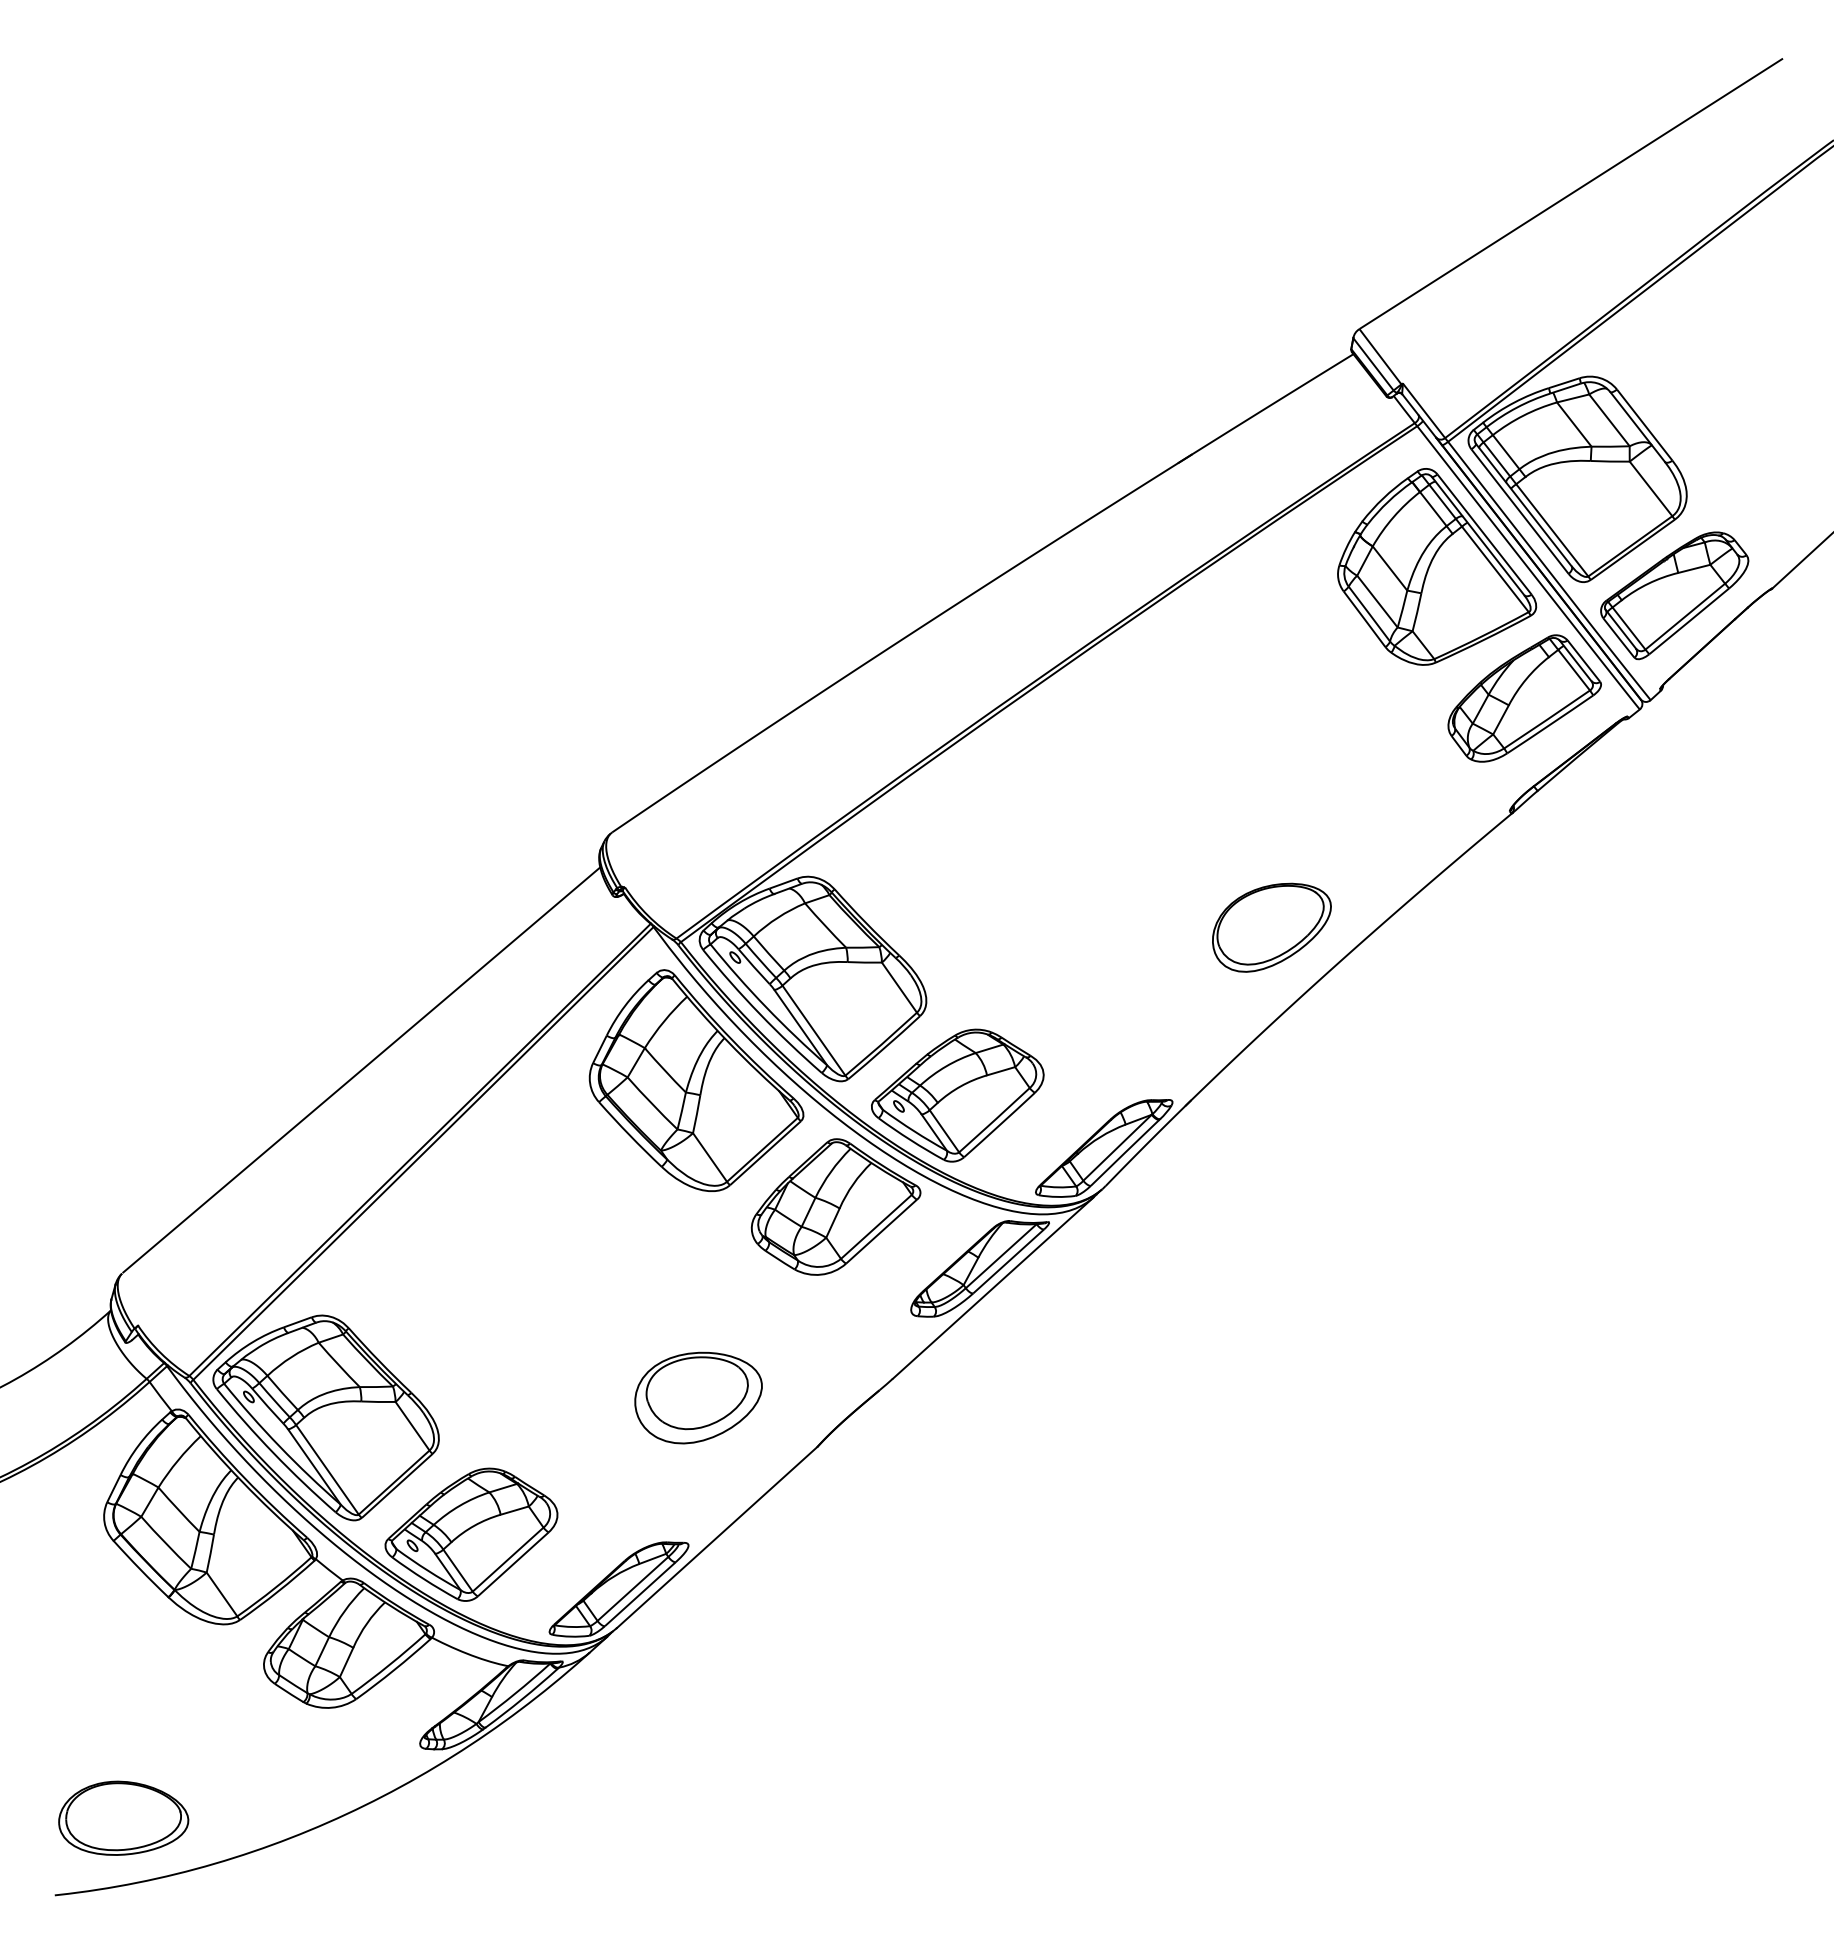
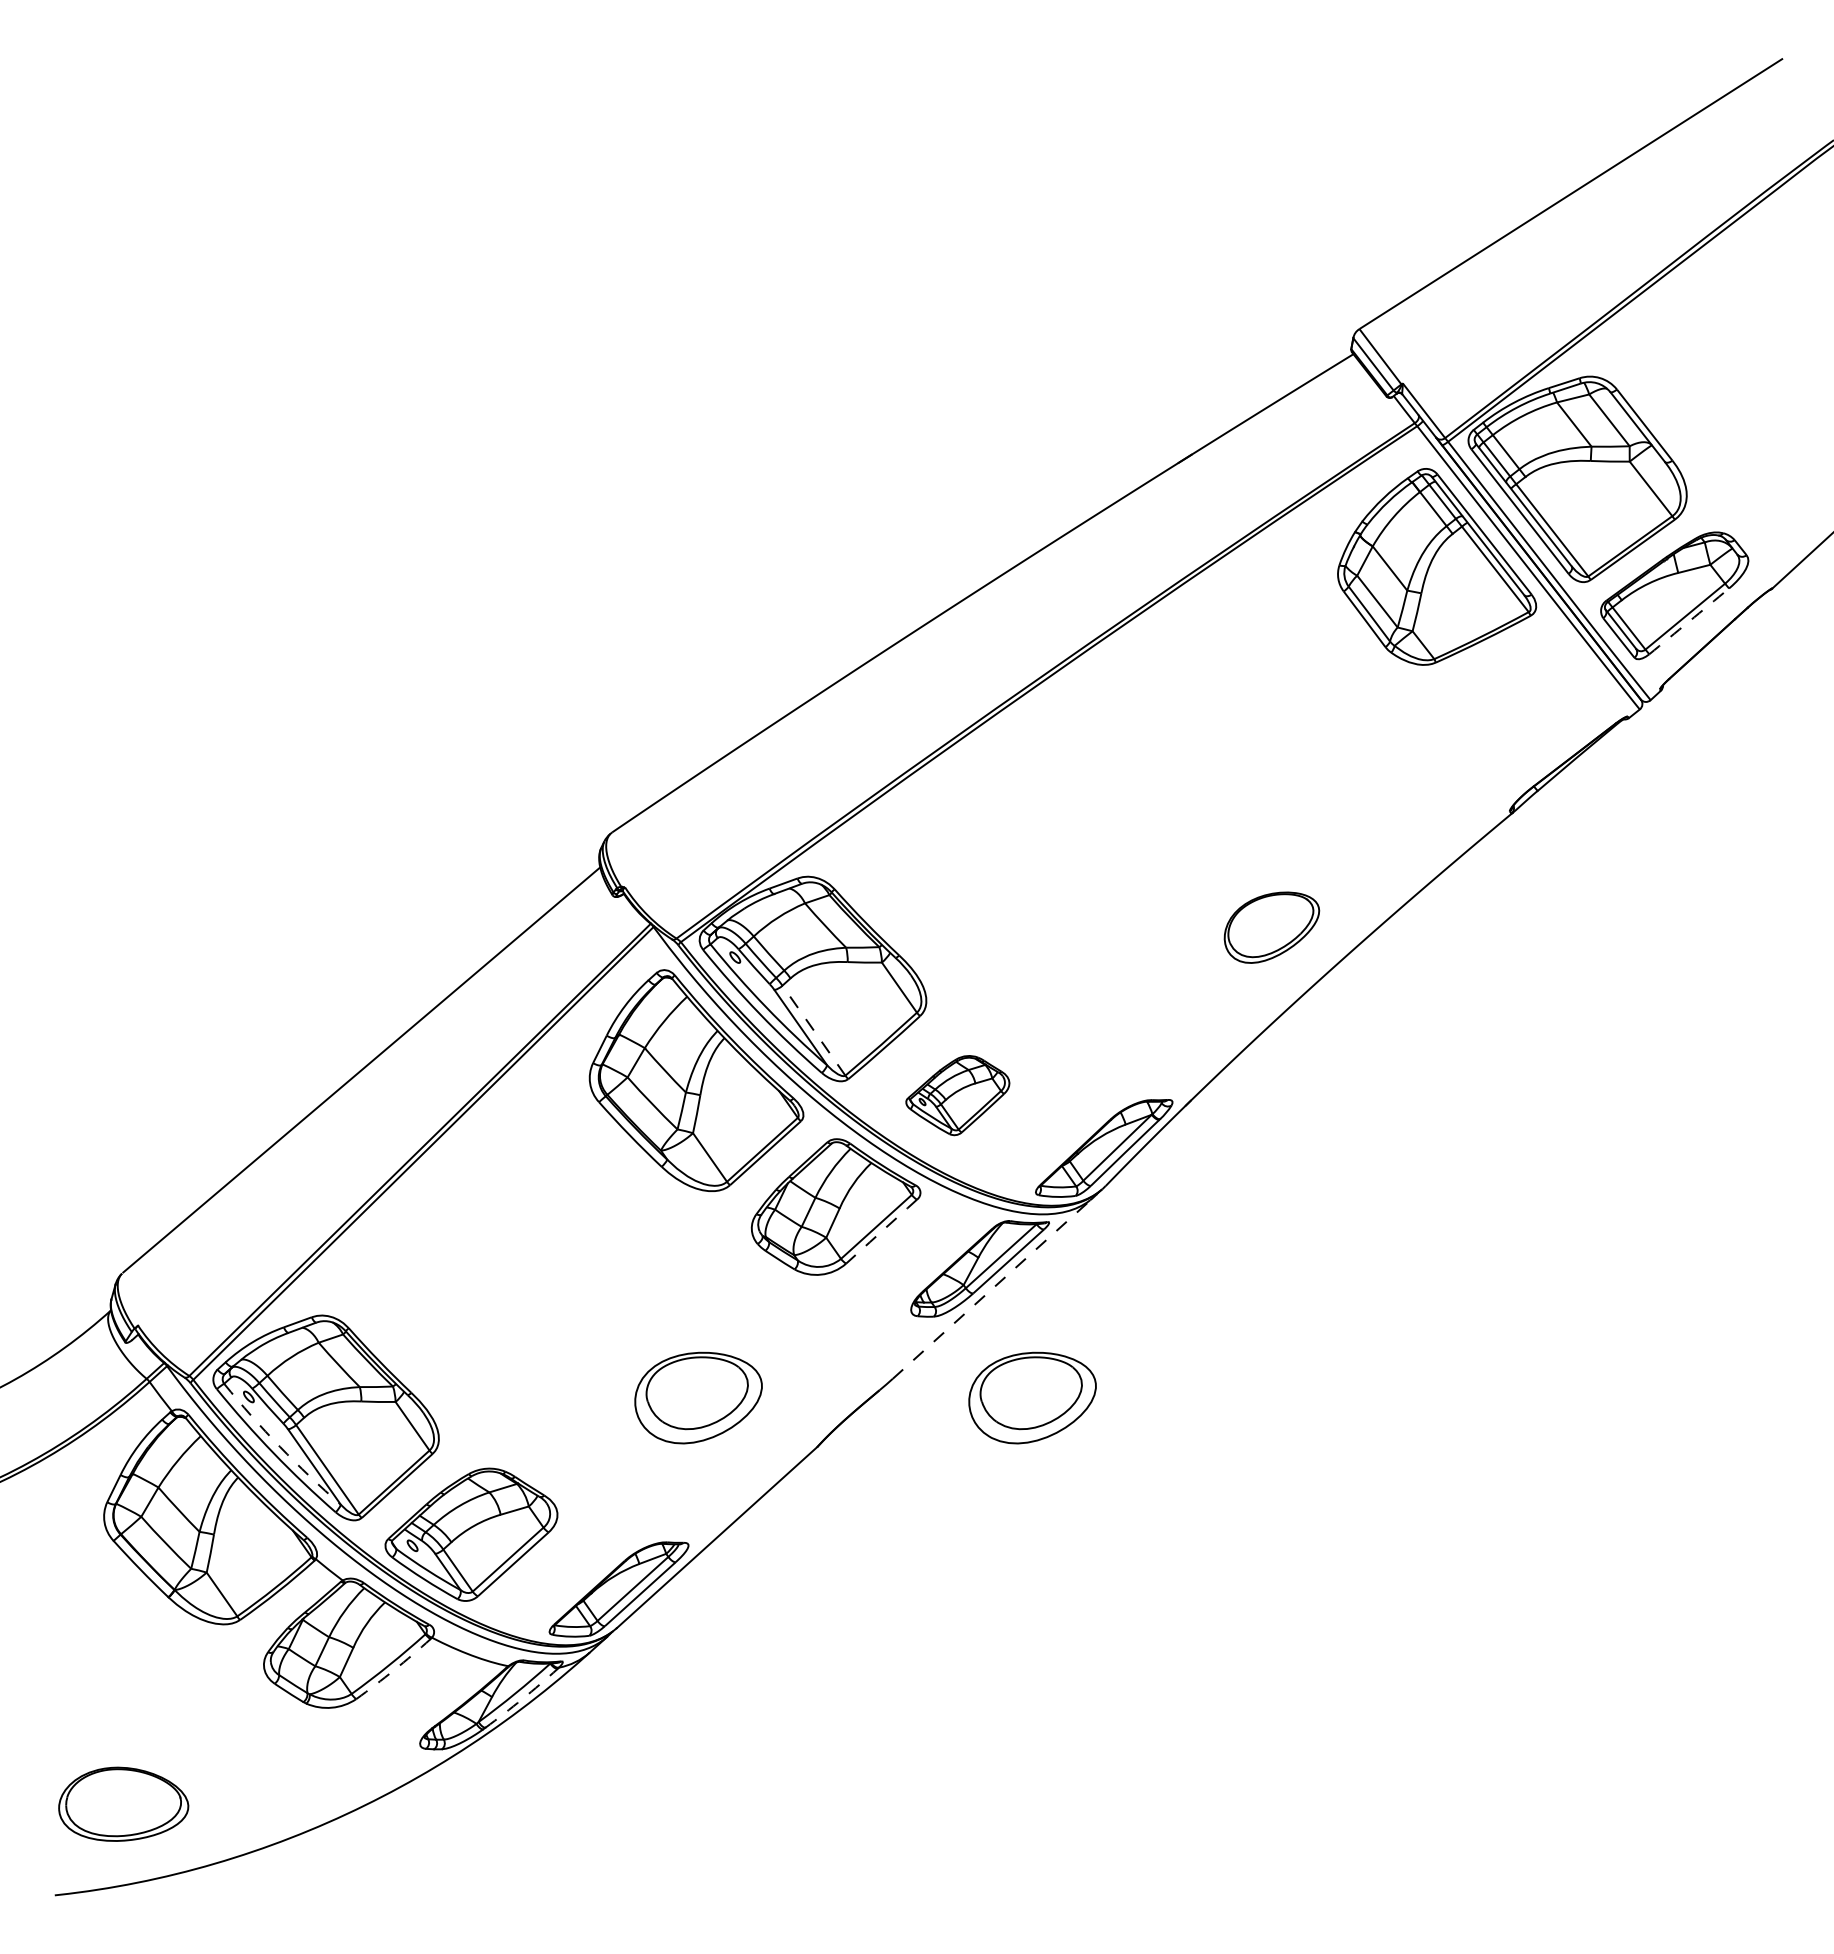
arc: solid -> dashed (1689, 621)
part: present -> none (1524, 698)
part size: 120x91 px -> 98x73 px (1271, 927)
line: solid -> dashed (813, 1030)
part size: 174x135 px -> 106x82 px (957, 1095)
line: solid -> dashed (881, 1231)
line: solid -> dashed (993, 1287)
part: none -> present (1032, 1397)
arc: solid -> dashed (279, 1446)
arc: solid -> dashed (394, 1670)
arc: solid -> dashed (522, 1699)
part position: (123, 1817) -> (123, 1803) (123, 1803)
